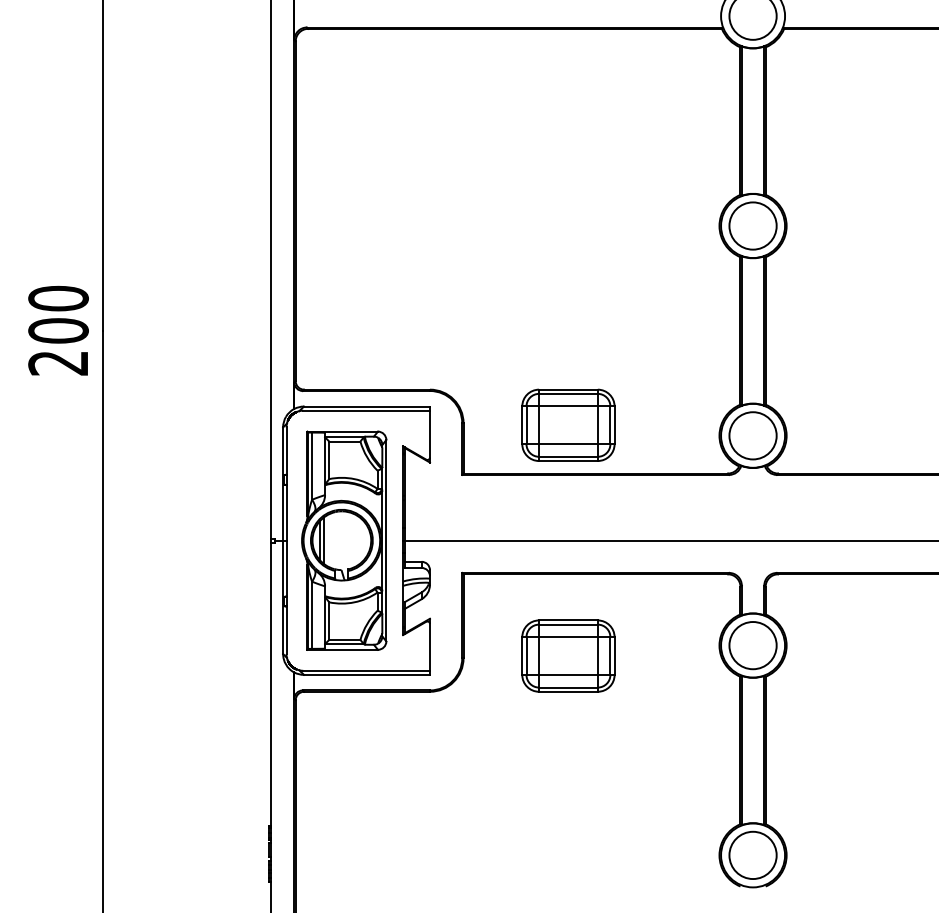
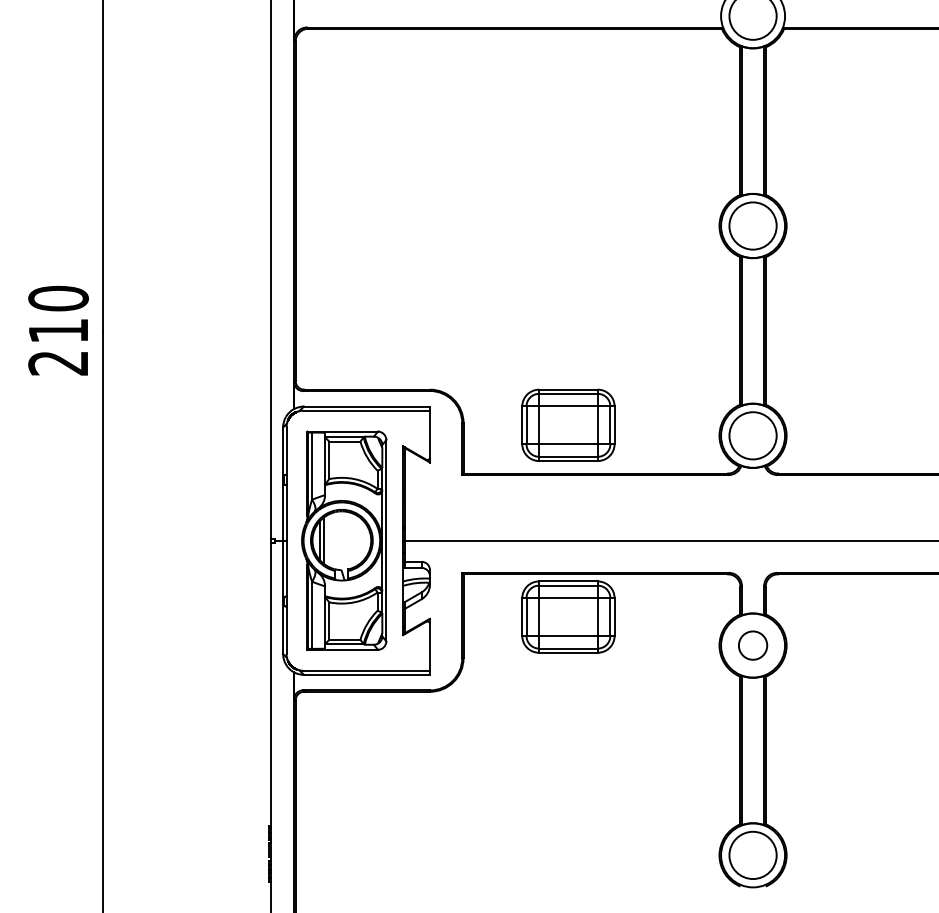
text: 200 -> 210 (58, 330)
circle diameter: 47 px -> 28 px (752, 645)
part position: (568, 655) -> (568, 616) (568, 616)
